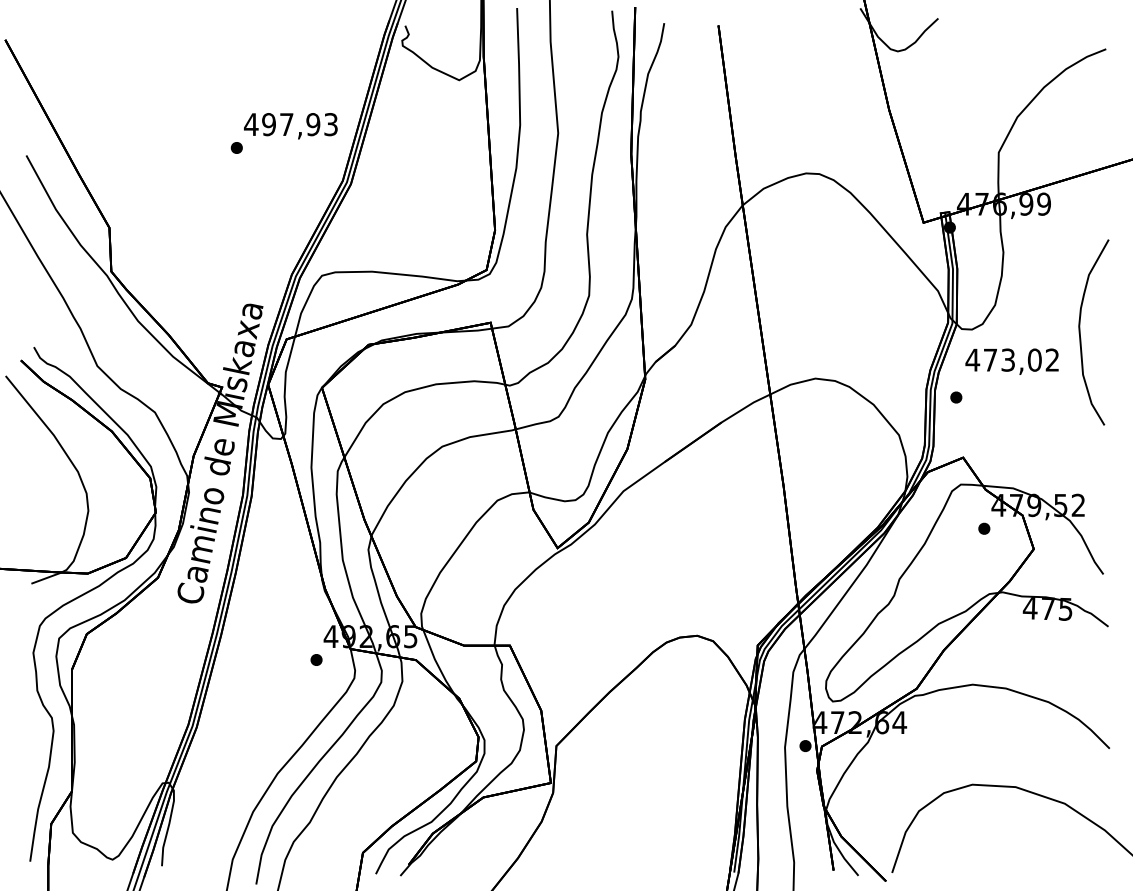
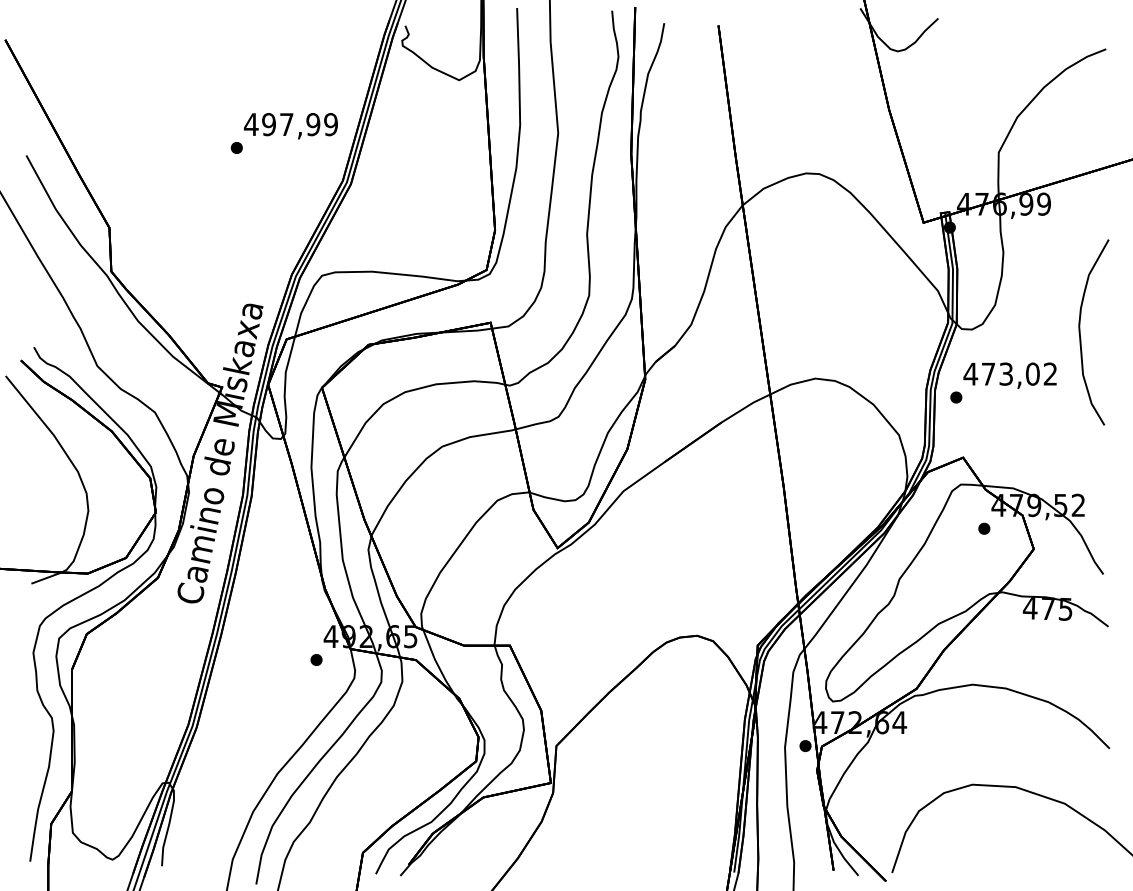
text: 497,93 -> 497,99 (330, 124)
text position: (1011, 361) -> (1009, 375) (1009, 375)
